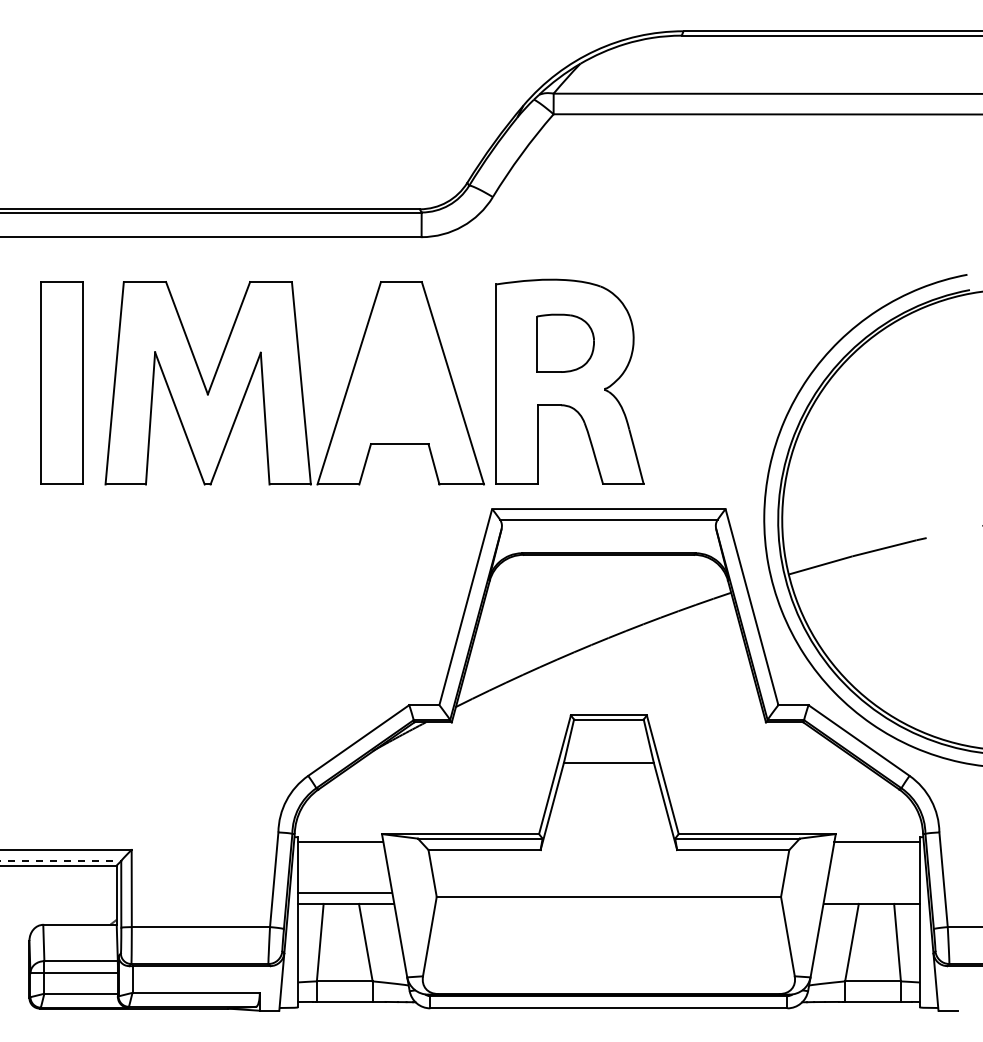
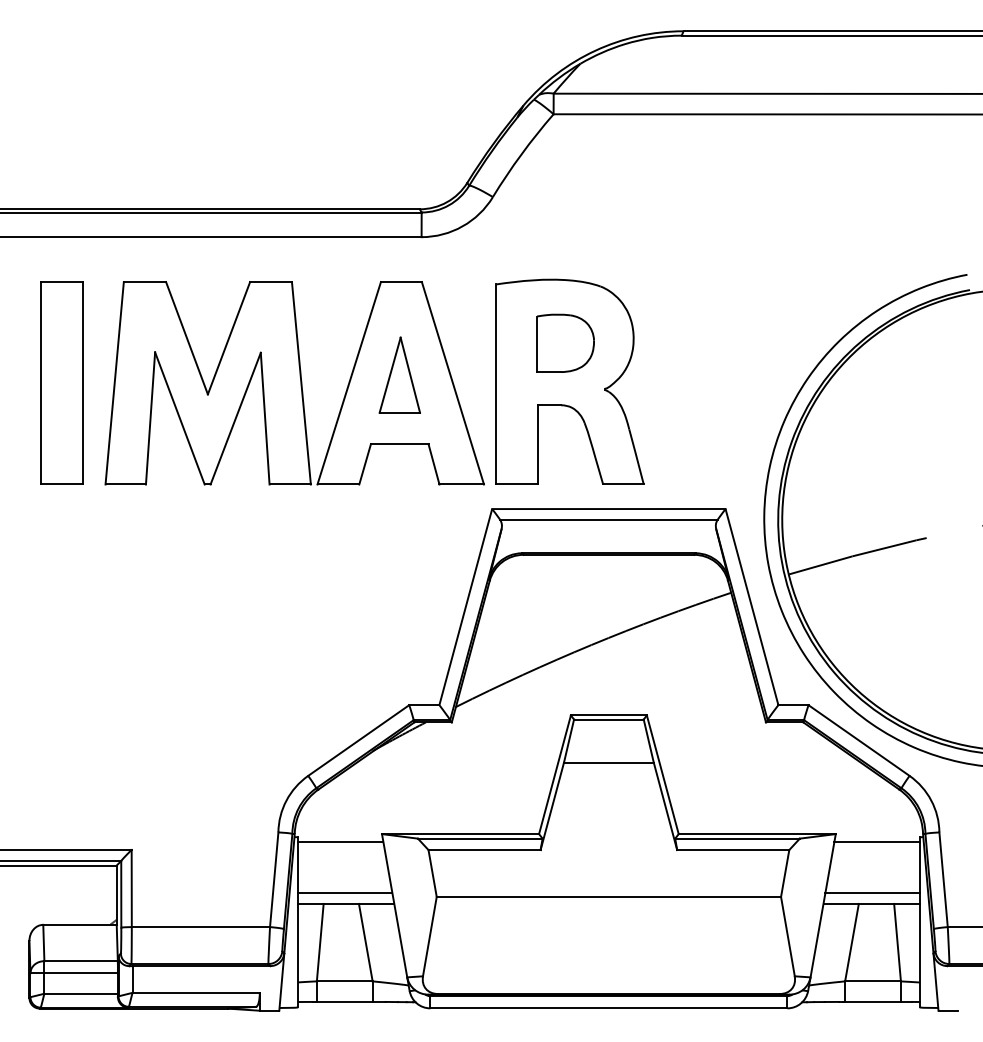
part: none -> present (399, 374)
line: dashed -> solid (61, 860)
line: none -> present (872, 893)
